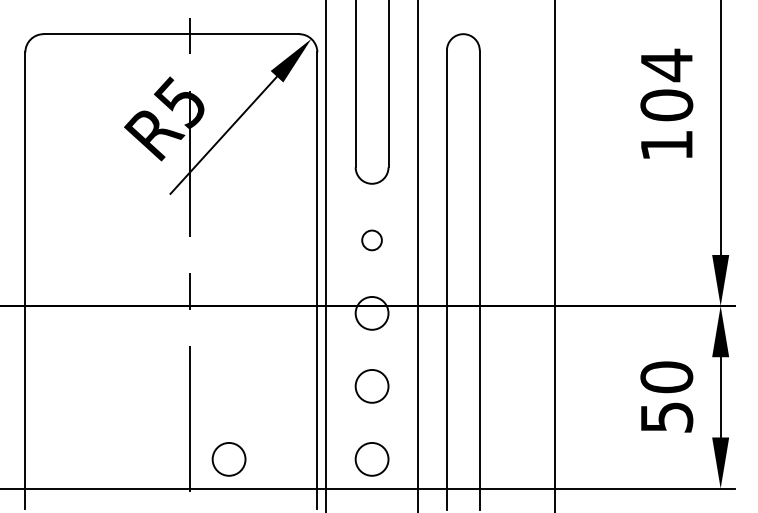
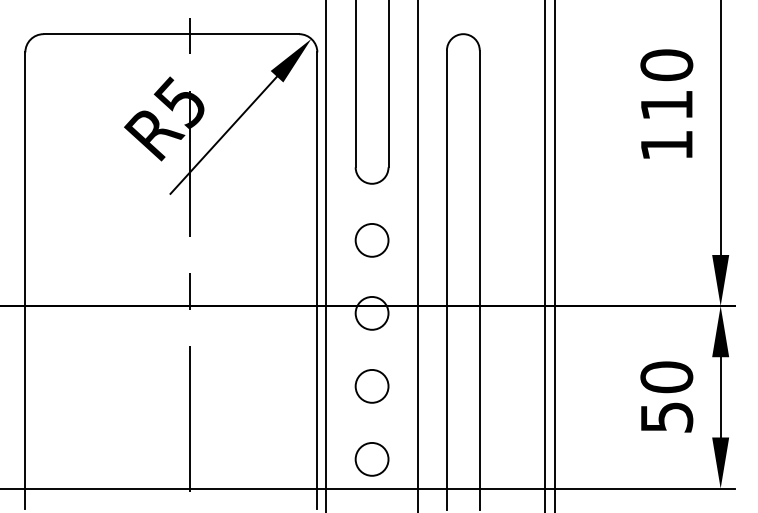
text: 104 -> 110 (666, 84)
circle size: 22x23 px -> 36x35 px (371, 240)
line: none -> present (545, 255)
circle: present -> none (228, 459)
